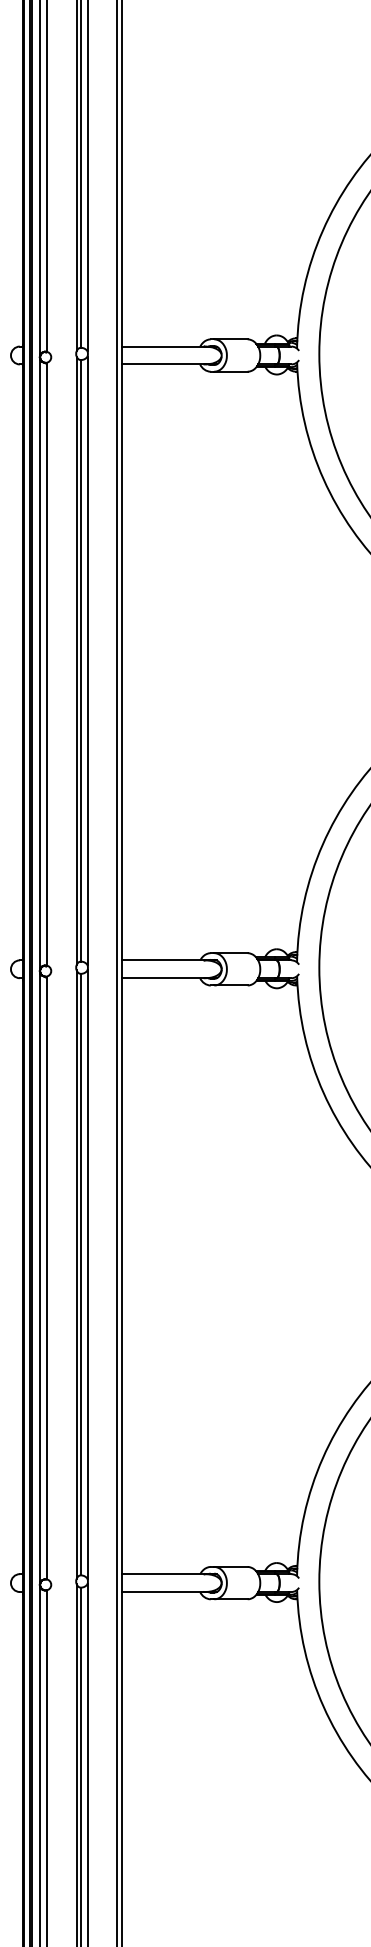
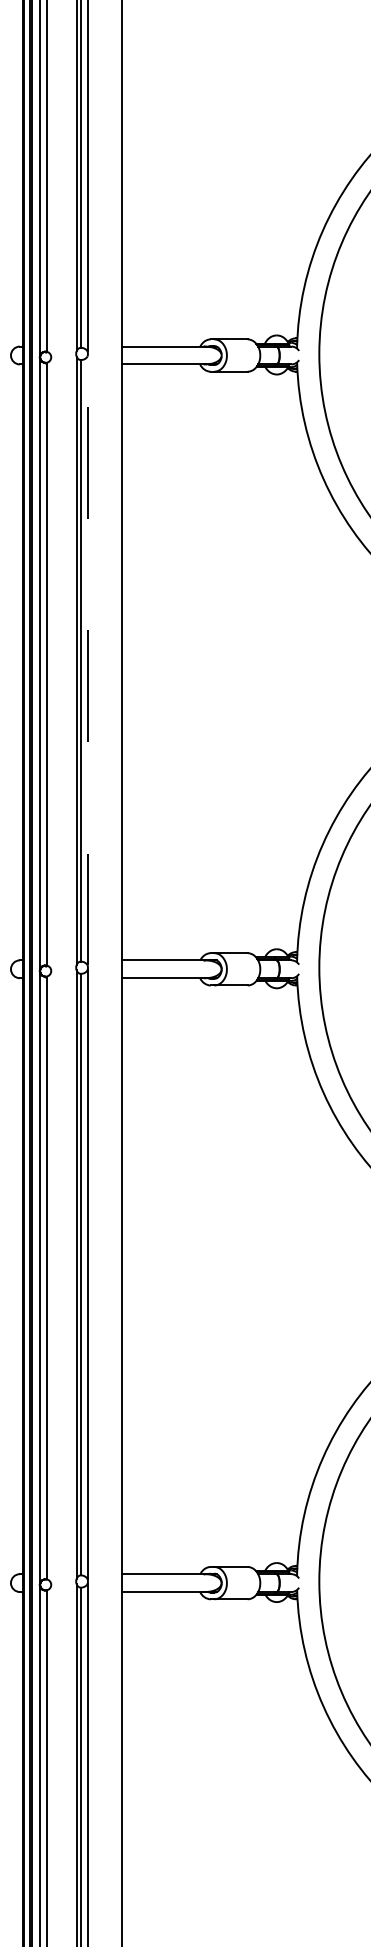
line: solid -> dashed (87, 660)
line: present -> none (117, 972)
